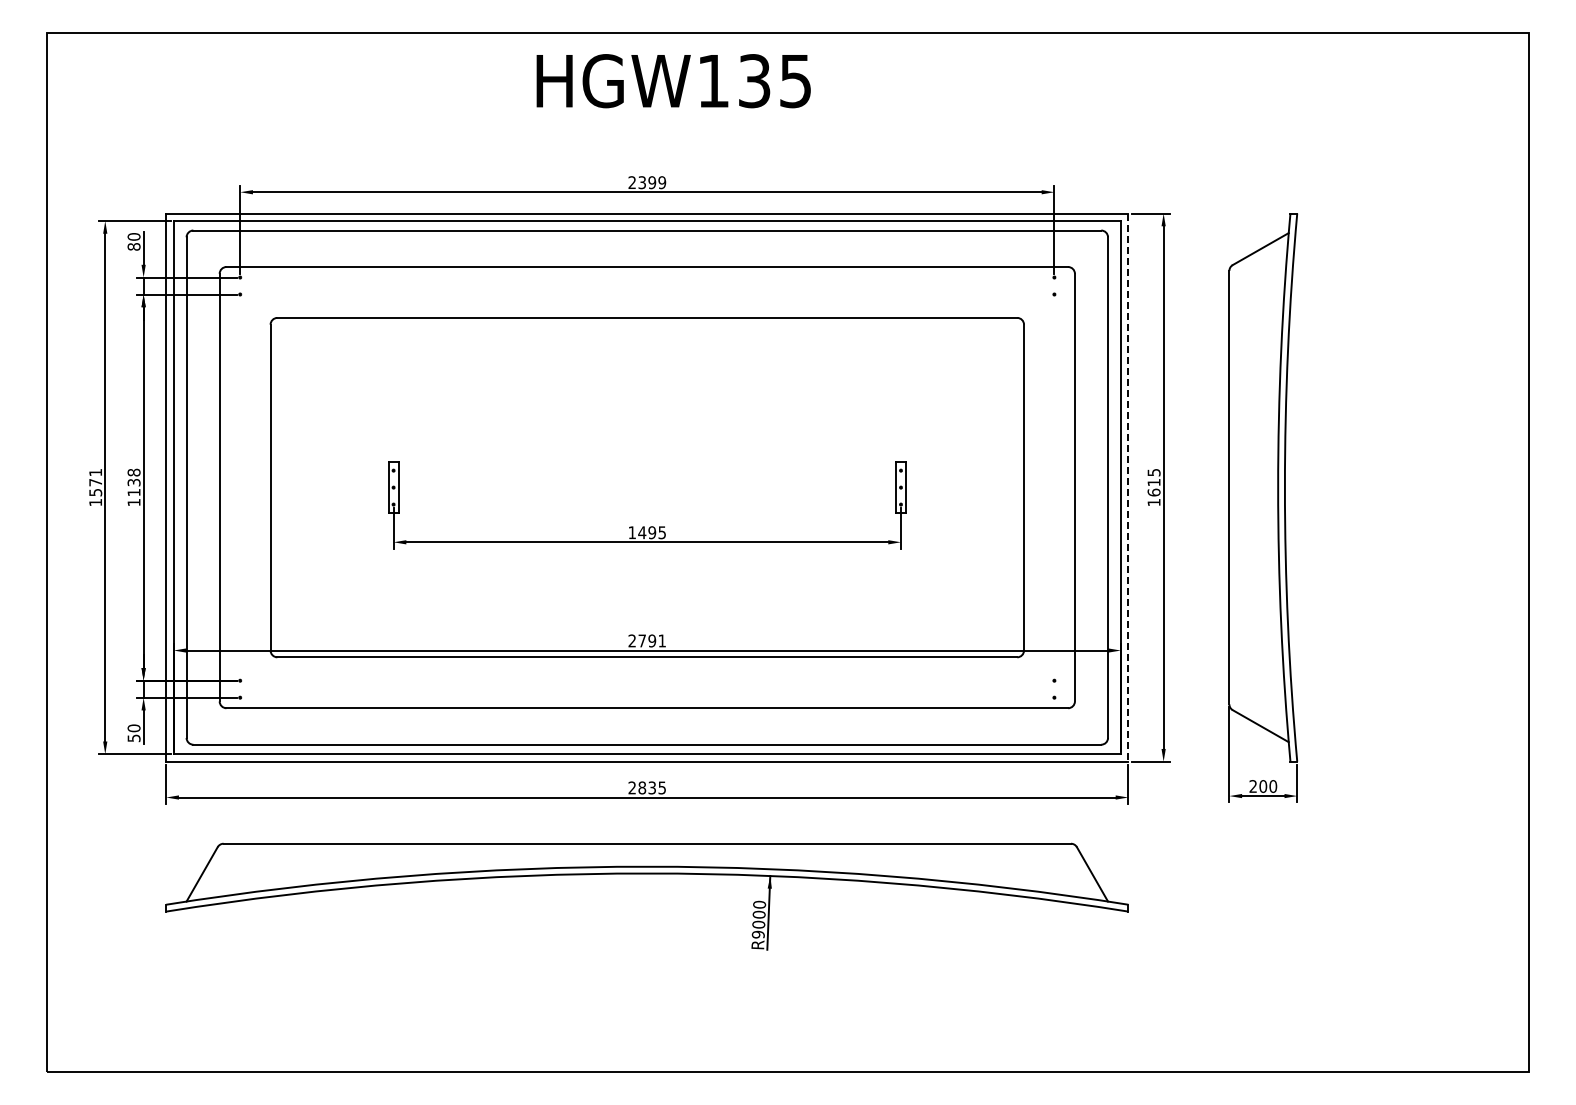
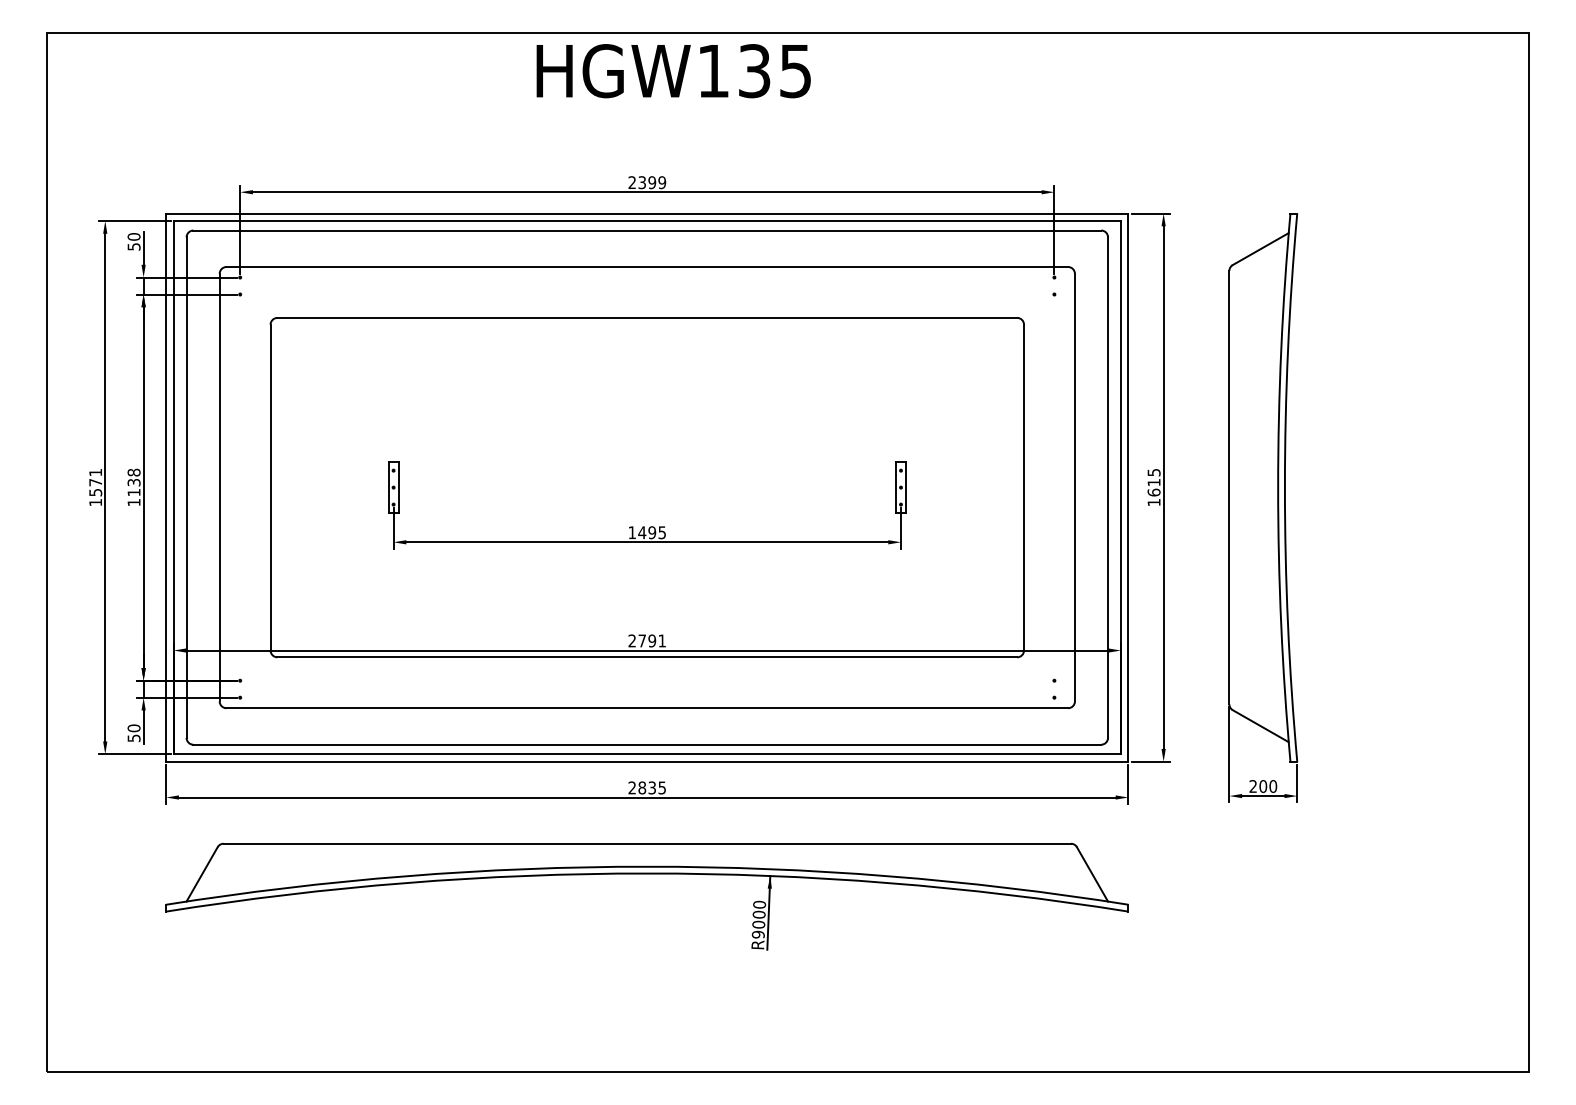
text position: (673, 81) -> (673, 71) (673, 71)
text: 80 -> 50 (133, 246)
line: dashed -> solid (1128, 488)
